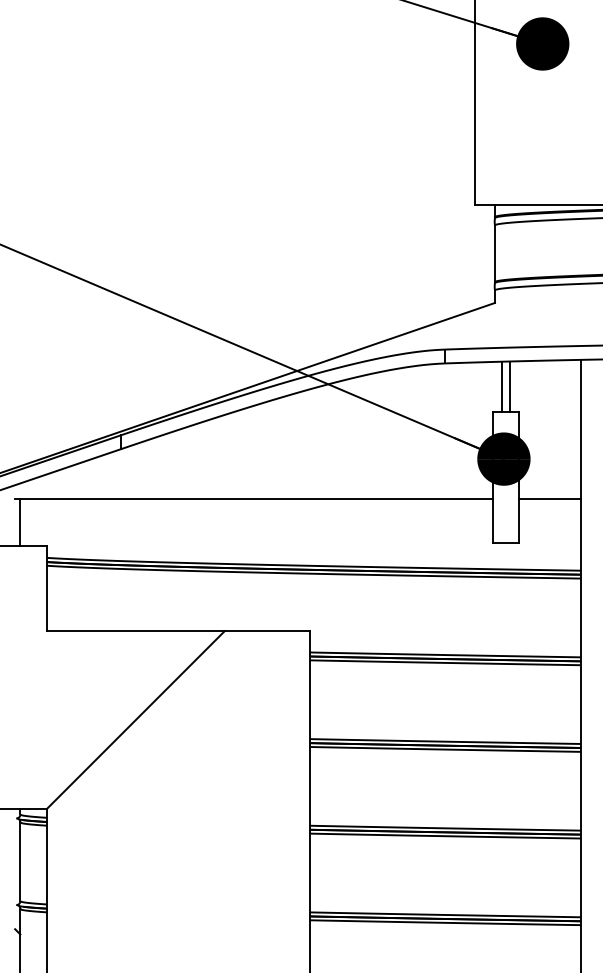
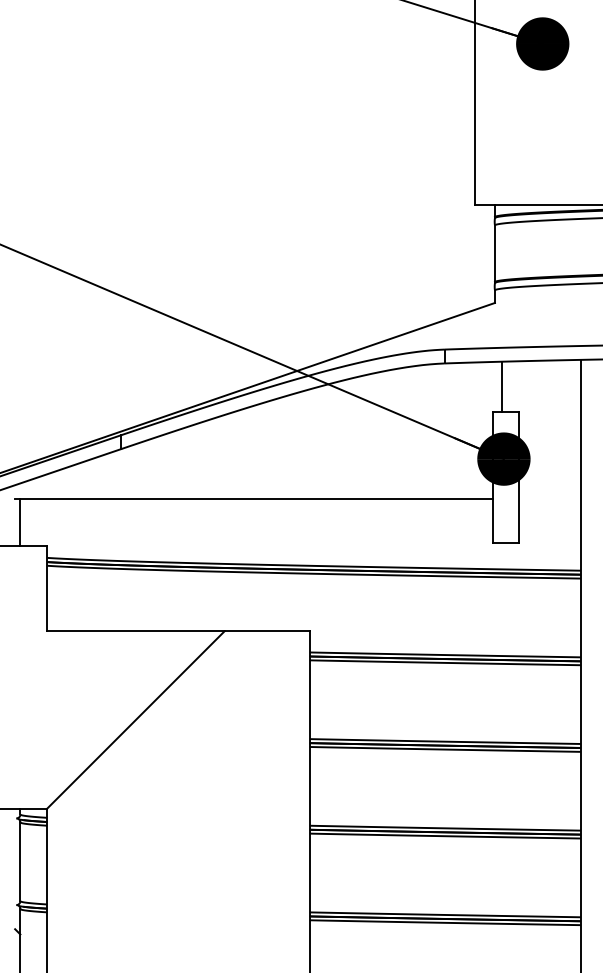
line: present -> none (510, 386)
line: present -> none (549, 498)
